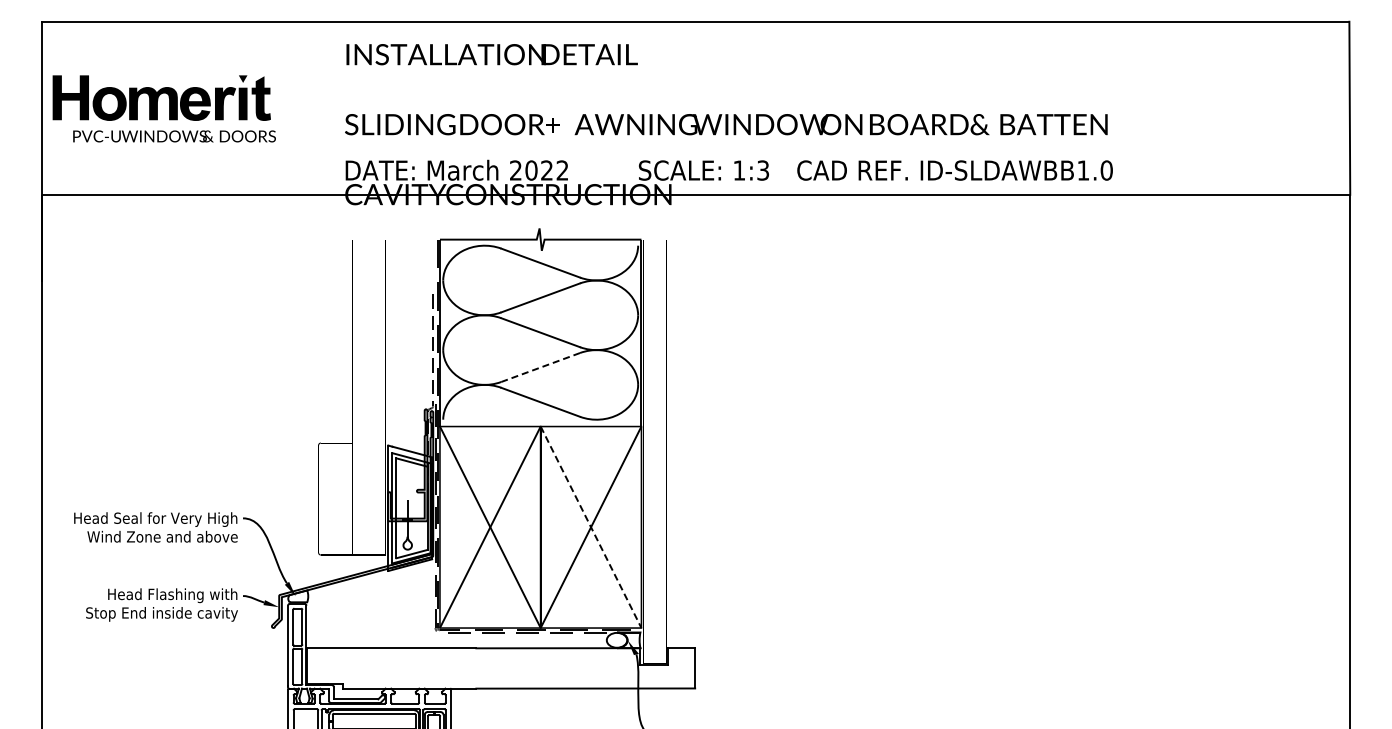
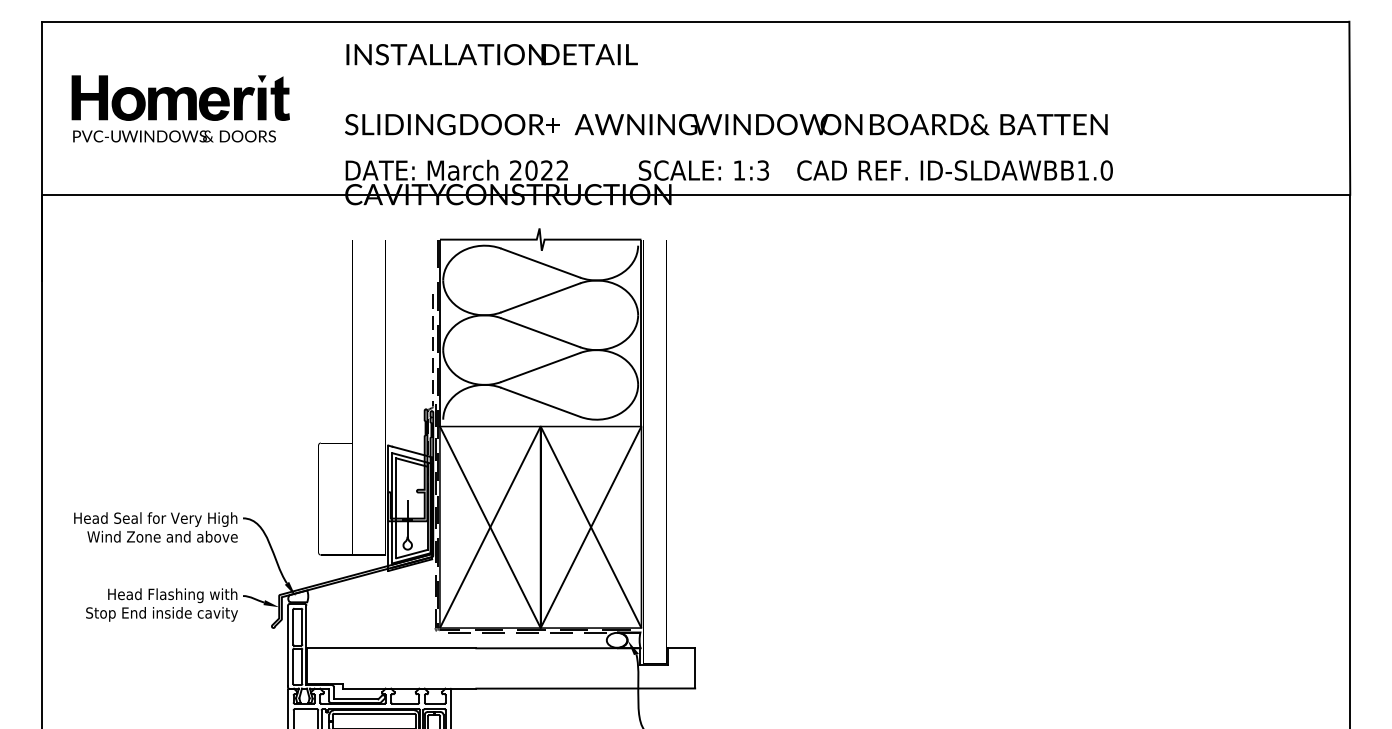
part position: (161, 97) -> (180, 97) (180, 97)
line: dashed -> solid (540, 367)
line: dashed -> solid (591, 527)
